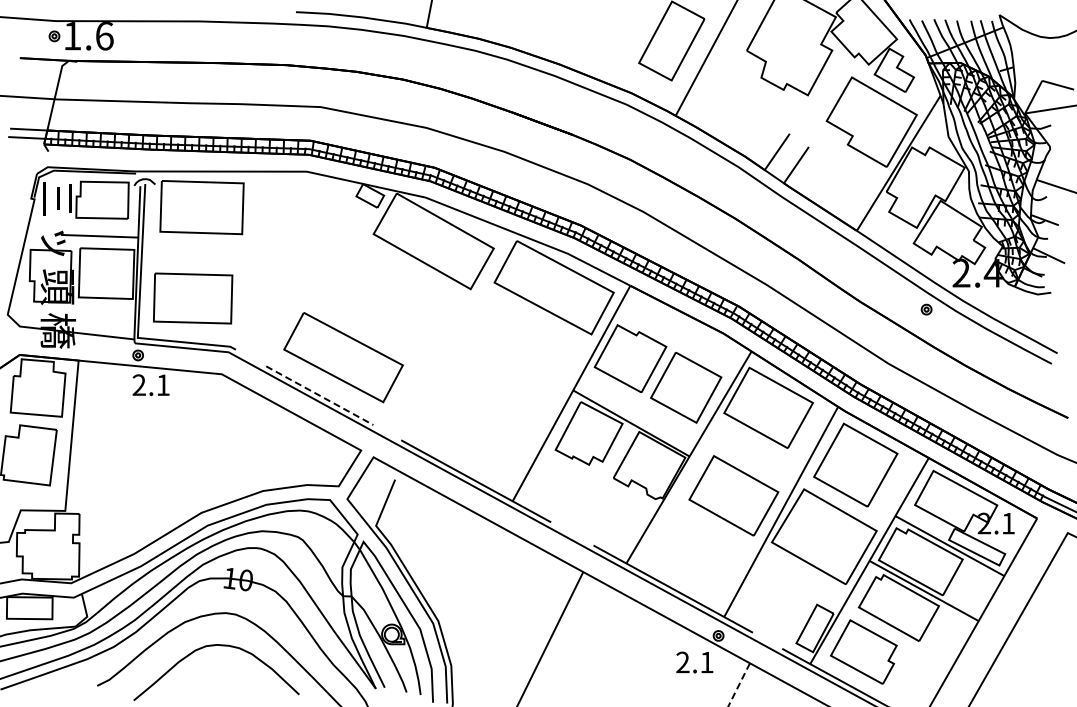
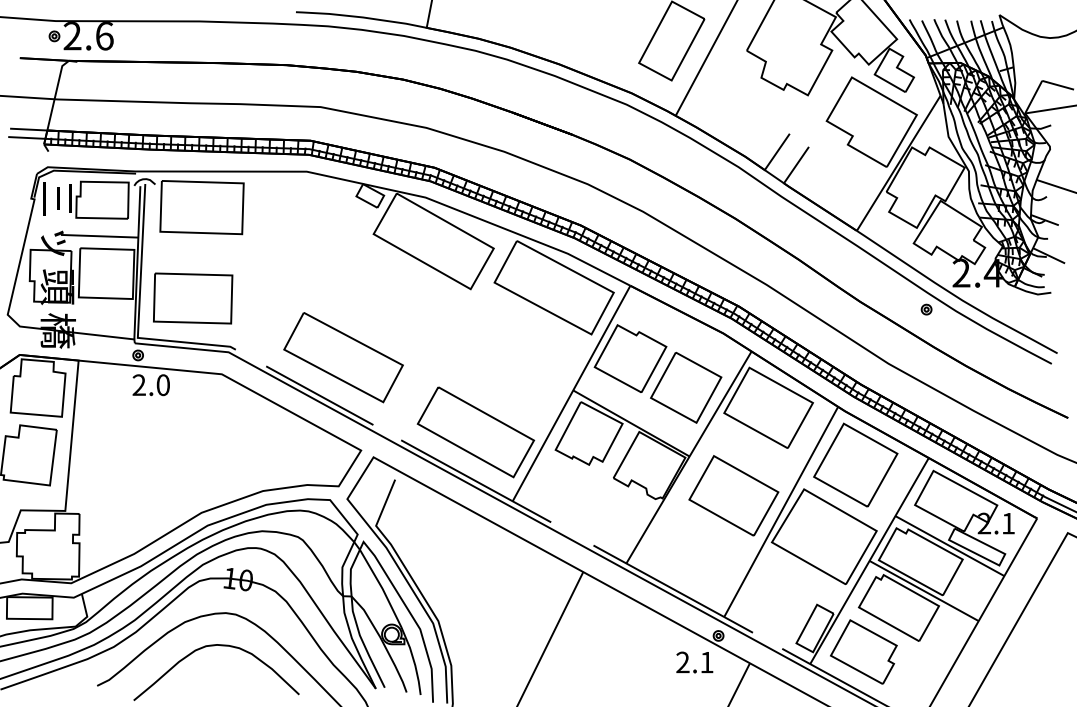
text: 1.6 -> 2.6 (72, 36)
text: 2.1 -> 2.0 (162, 385)
line: dashed -> solid (320, 395)
part: none -> present (475, 432)
line: dashed -> solid (739, 684)
